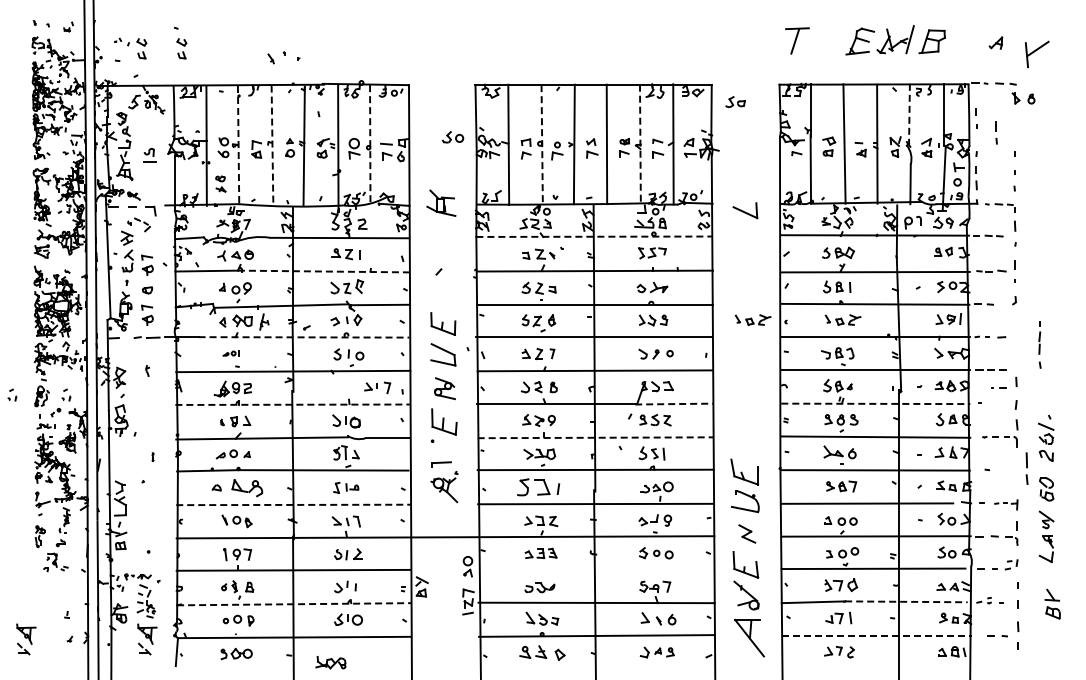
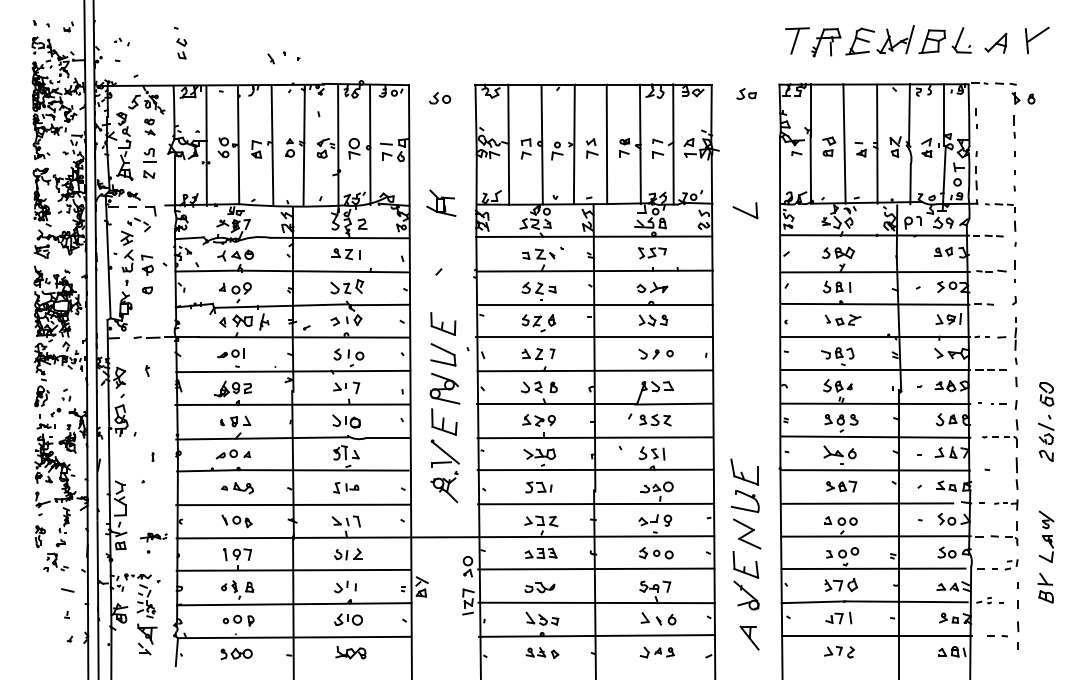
part: none -> present (961, 40)
part: none -> present (826, 42)
part size: 16x14 px -> 24x22 px (995, 42)
part: present -> none (141, 48)
part position: (1037, 54) -> (1037, 40) (1037, 40)
part position: (735, 101) -> (746, 93) (746, 93)
line: dashed -> solid (909, 113)
part position: (996, 132) -> (1014, 126) (1014, 126)
part position: (452, 137) -> (439, 98) (439, 98)
line: dashed -> solid (542, 144)
line: dashed -> solid (640, 144)
line: dashed -> solid (238, 145)
line: dashed -> solid (370, 145)
line: dashed -> solid (272, 146)
part: none -> present (149, 174)
part position: (220, 183) -> (149, 126) (149, 126)
line: dashed -> solid (594, 236)
line: dashed -> solid (323, 271)
part: present -> none (147, 314)
part: present -> none (752, 319)
line: dashed -> solid (304, 337)
part position: (1039, 344) -> (1015, 340) (1015, 340)
part size: 18x7 px -> 28x11 px (230, 353)
part position: (377, 387) -> (346, 387) (346, 387)
line position: (999, 387) -> (999, 403) (999, 403)
part size: 22x24 px -> 32x33 px (444, 388)
part: present -> none (12, 394)
line: dashed -> solid (876, 403)
line: dashed -> solid (293, 404)
line: dashed -> solid (674, 404)
line: dashed -> solid (595, 437)
line: none -> present (445, 452)
part position: (1026, 468) -> (1016, 473) (1016, 473)
part size: 44x19 px -> 28x13 px (538, 487)
part size: 53x19 px -> 33x13 px (237, 488)
part position: (1046, 489) -> (1046, 394) (1046, 394)
line: dashed -> solid (293, 504)
part size: 19x20 px -> 29x32 px (747, 533)
part: none -> present (153, 537)
line: none -> present (596, 568)
line: none -> present (67, 590)
line: dashed -> solid (906, 601)
part position: (1052, 603) -> (1045, 587) (1045, 587)
line: dashed -> solid (294, 604)
line: dashed -> solid (876, 635)
part size: 31x39 px -> 21x26 px (749, 637)
part: present -> none (26, 639)
part size: 47x16 px -> 35x12 px (542, 652)
part position: (330, 662) -> (350, 652) (350, 652)
